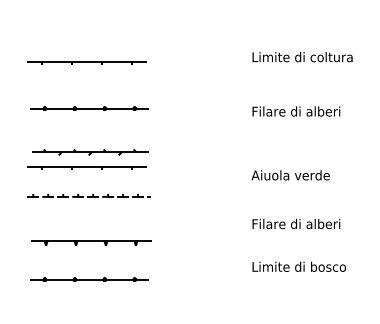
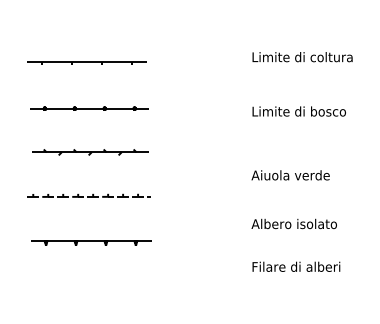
text: Filare di alberi -> Limite di bosco (299, 111)
part: present -> none (86, 167)
text: Filare di alberi -> Albero isolato (295, 223)
text: Limite di bosco -> Filare di alberi (299, 266)
part: present -> none (89, 279)
